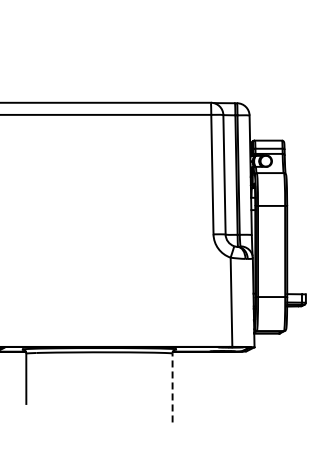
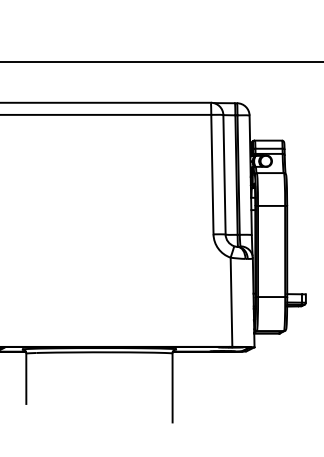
line: none -> present (161, 61)
line: dashed -> solid (172, 387)
